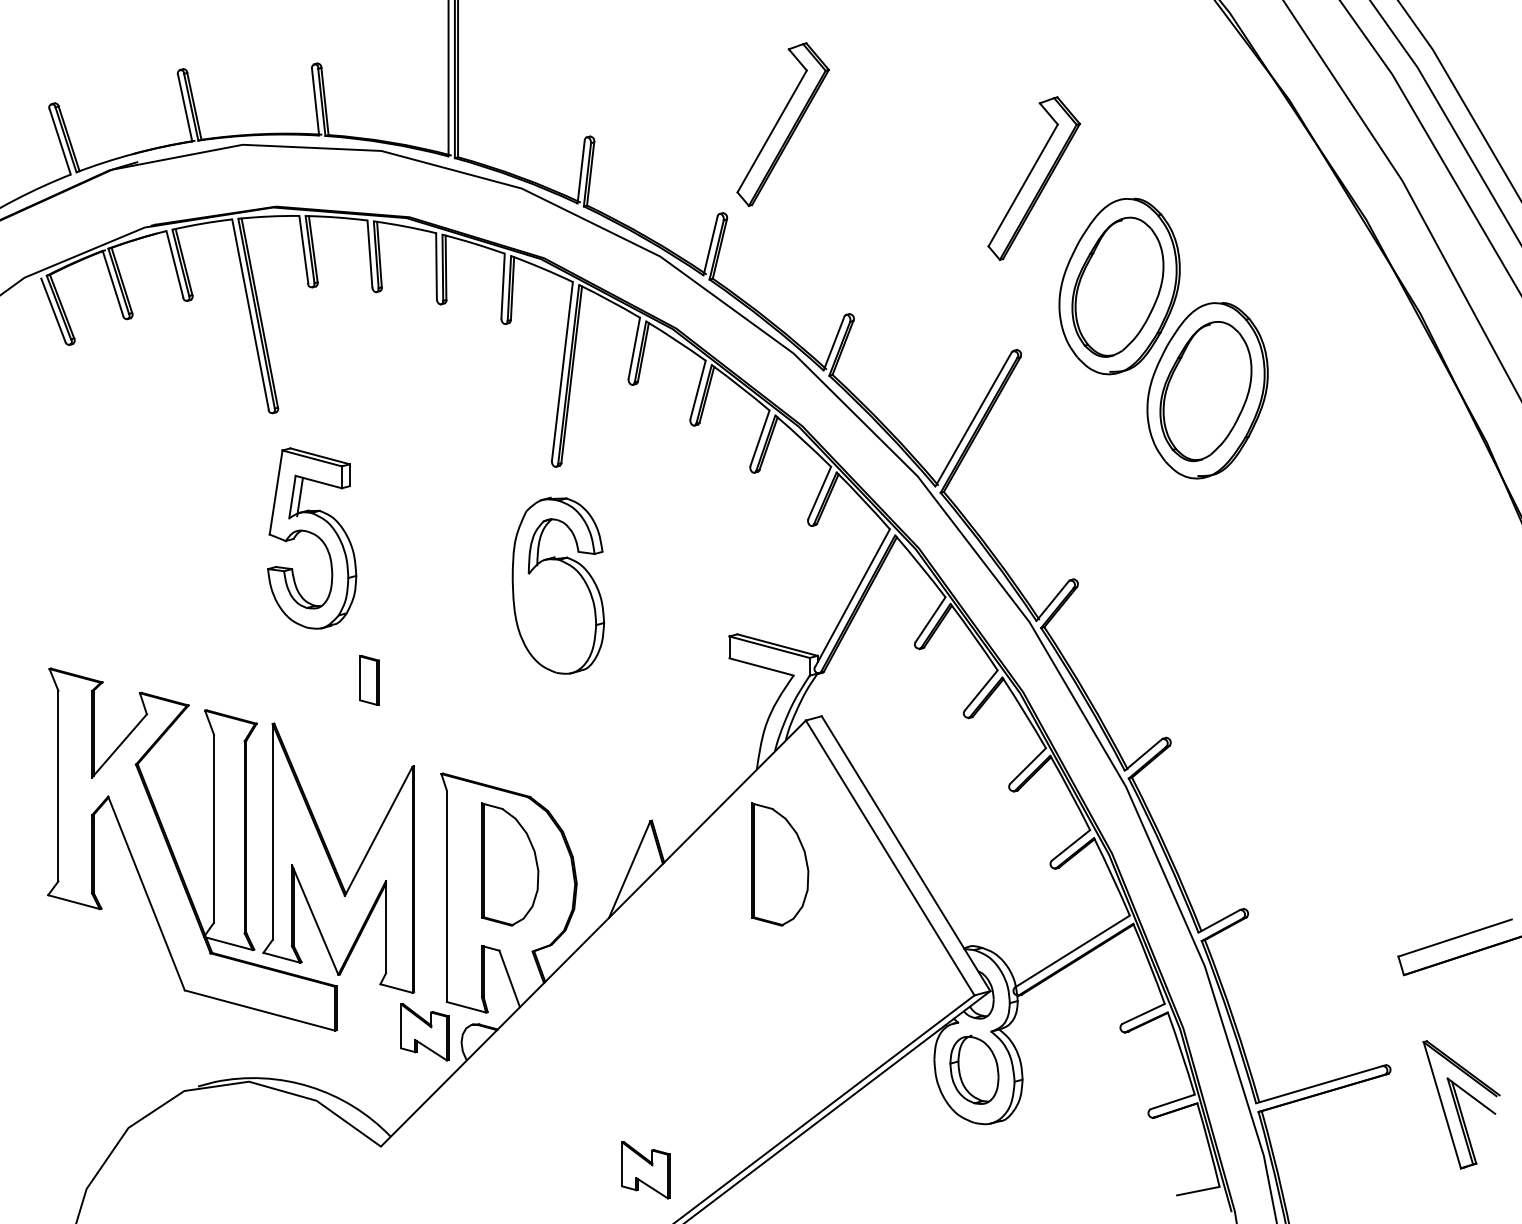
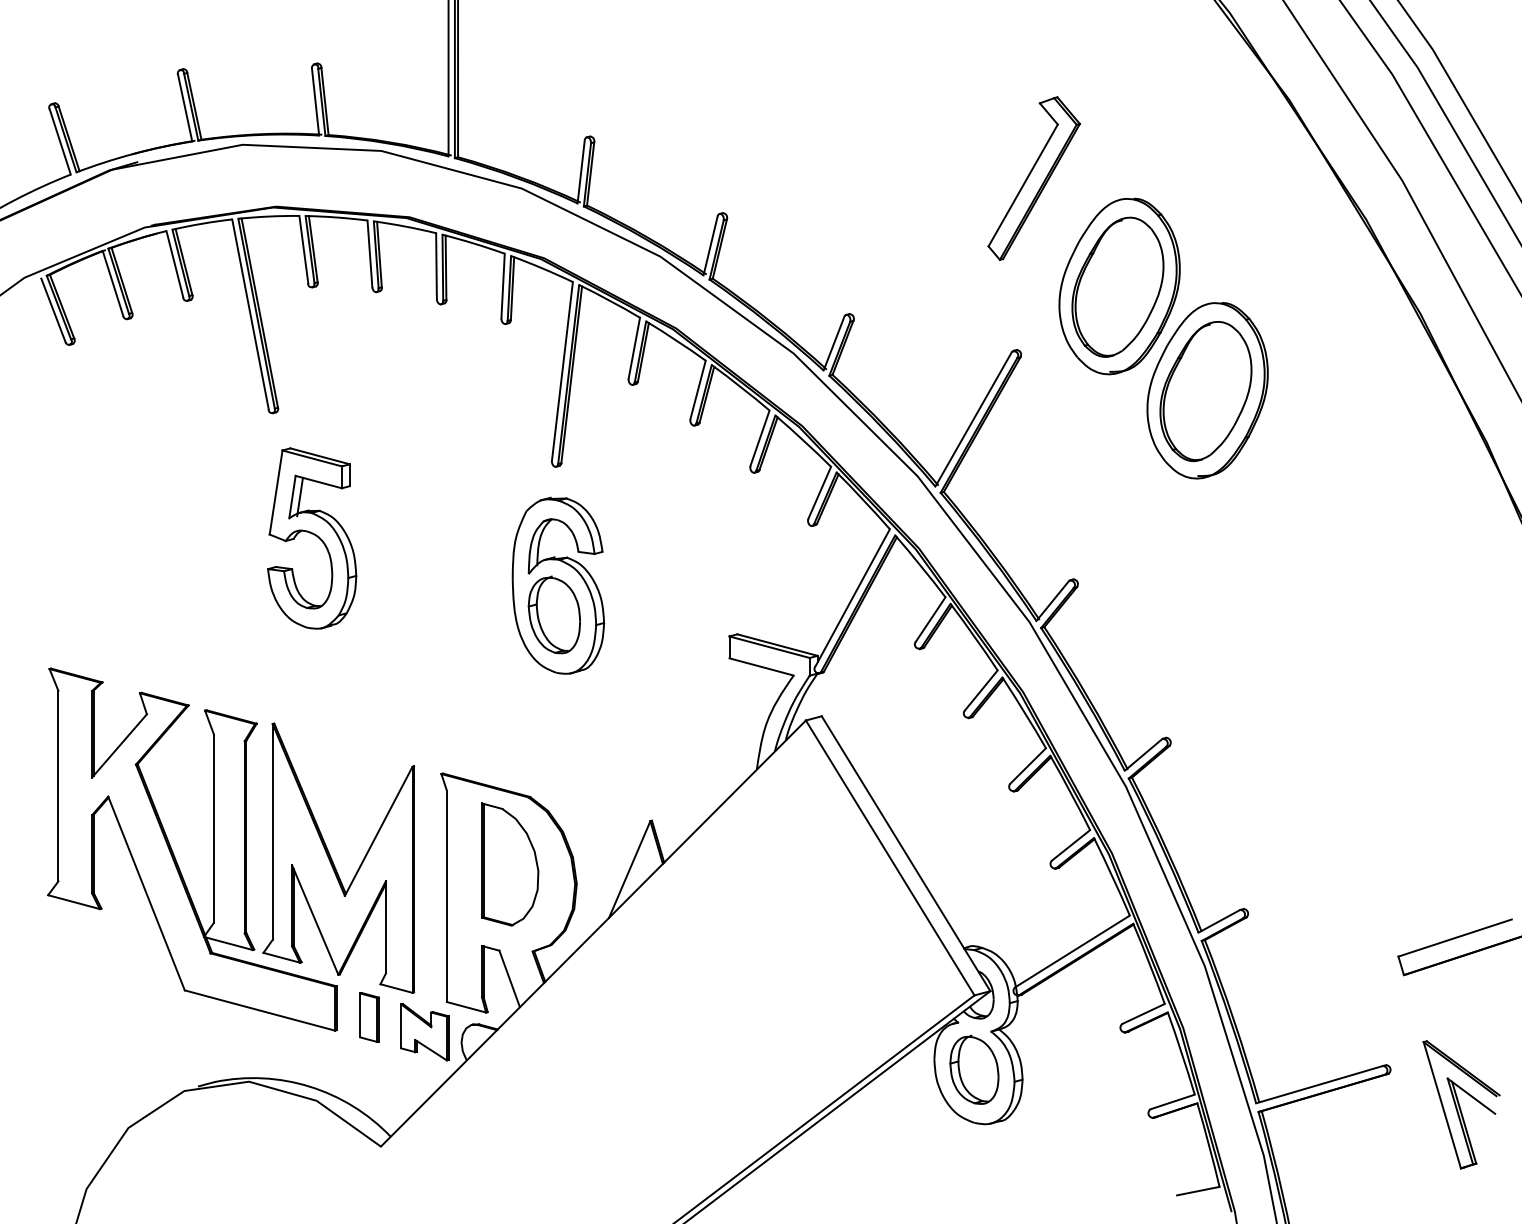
part: present -> none (782, 124)
part: none -> present (553, 614)
part position: (369, 680) -> (369, 1017) (369, 1017)
part: present -> none (780, 864)
part: present -> none (645, 1170)
